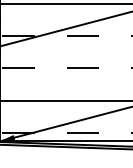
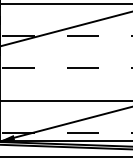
line: none -> present (65, 156)
